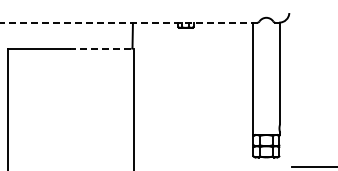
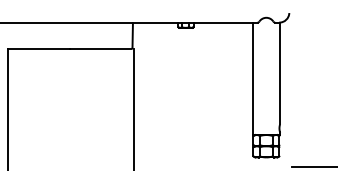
line: dashed -> solid (128, 22)
line: dashed -> solid (100, 48)
